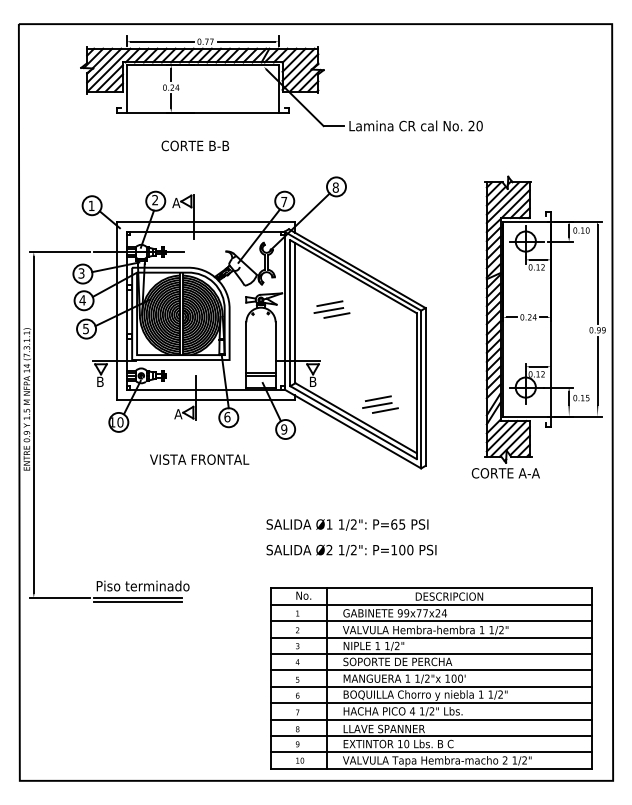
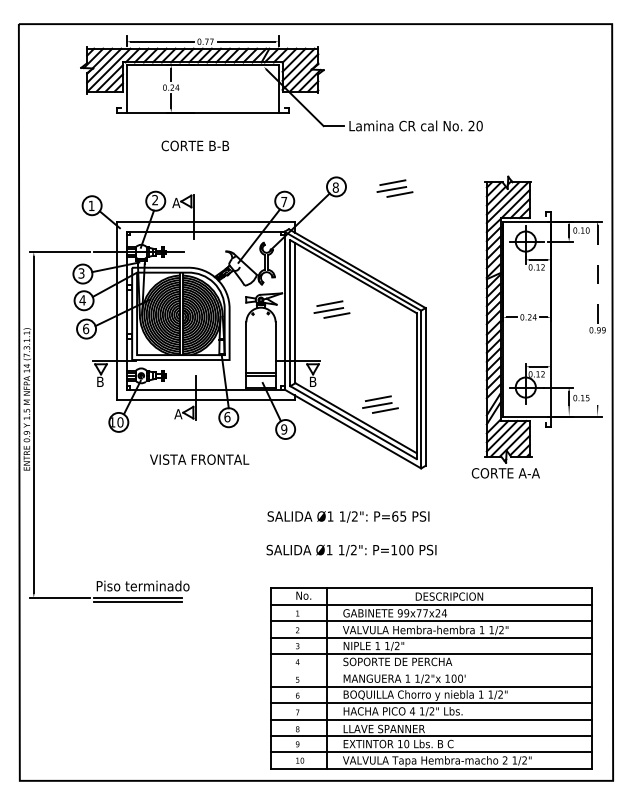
part: none -> present (394, 188)
line: solid -> dashed (597, 274)
text: 5 -> 6 (86, 328)
line: present -> none (597, 370)
text position: (347, 524) -> (348, 516) (348, 516)
text: Ø2 -> Ø1 (329, 549)
line: present -> none (431, 670)
